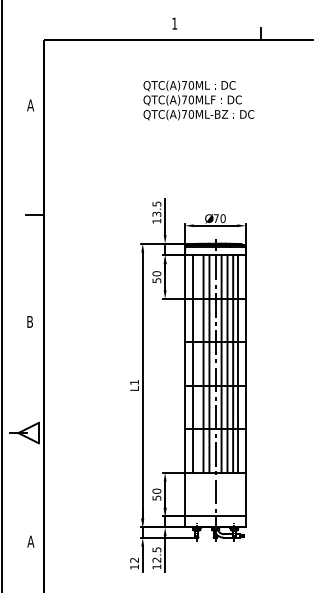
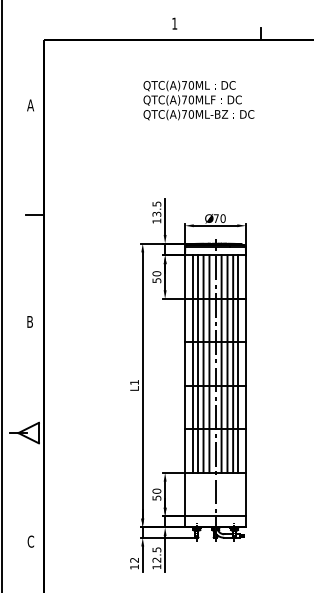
line: none -> present (197, 363)
text: A -> C (30, 541)
